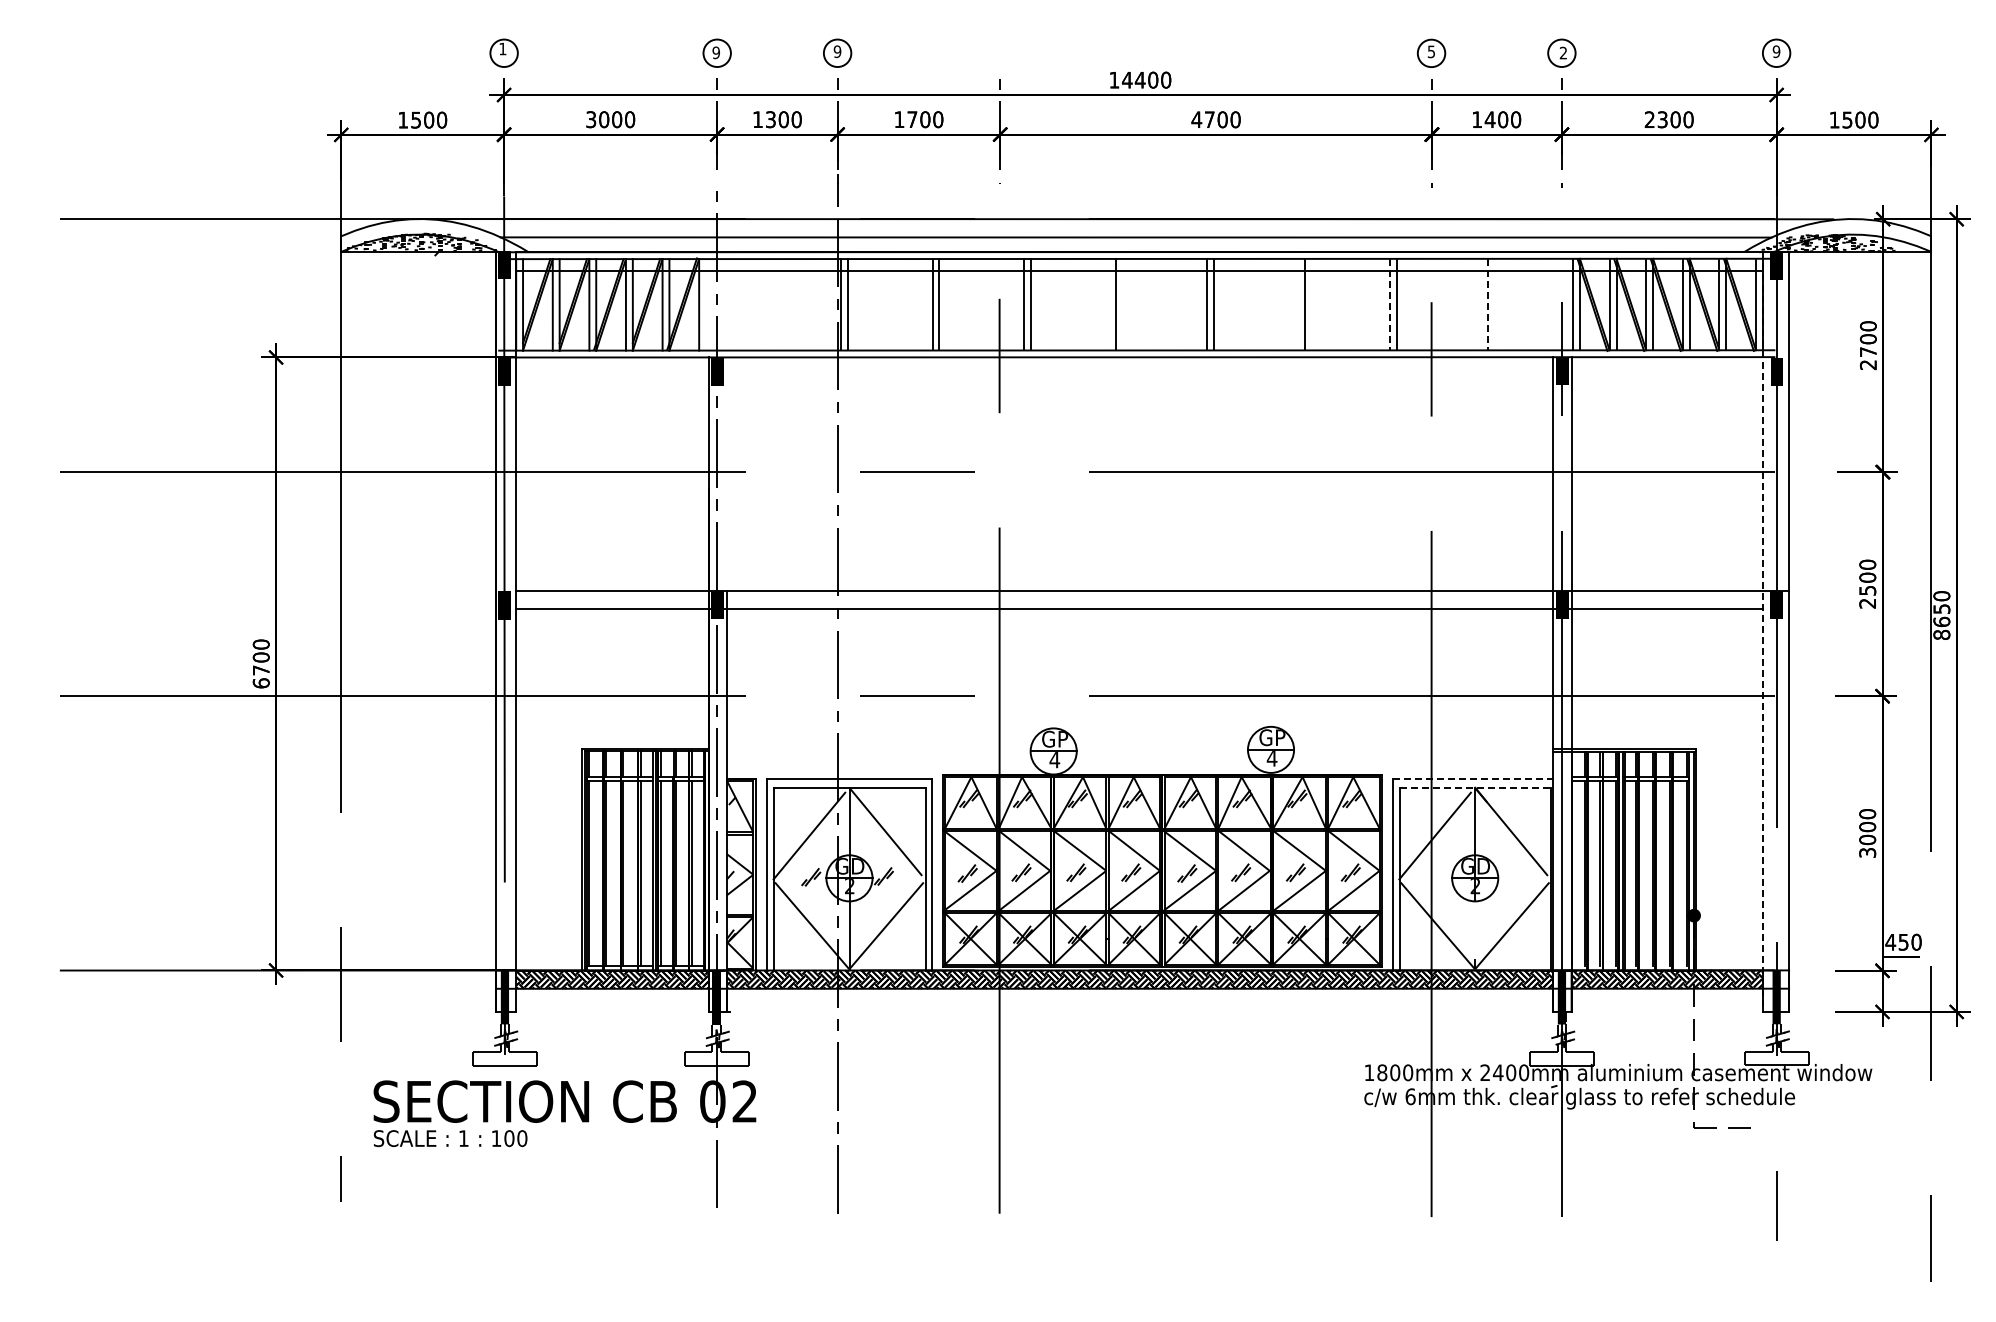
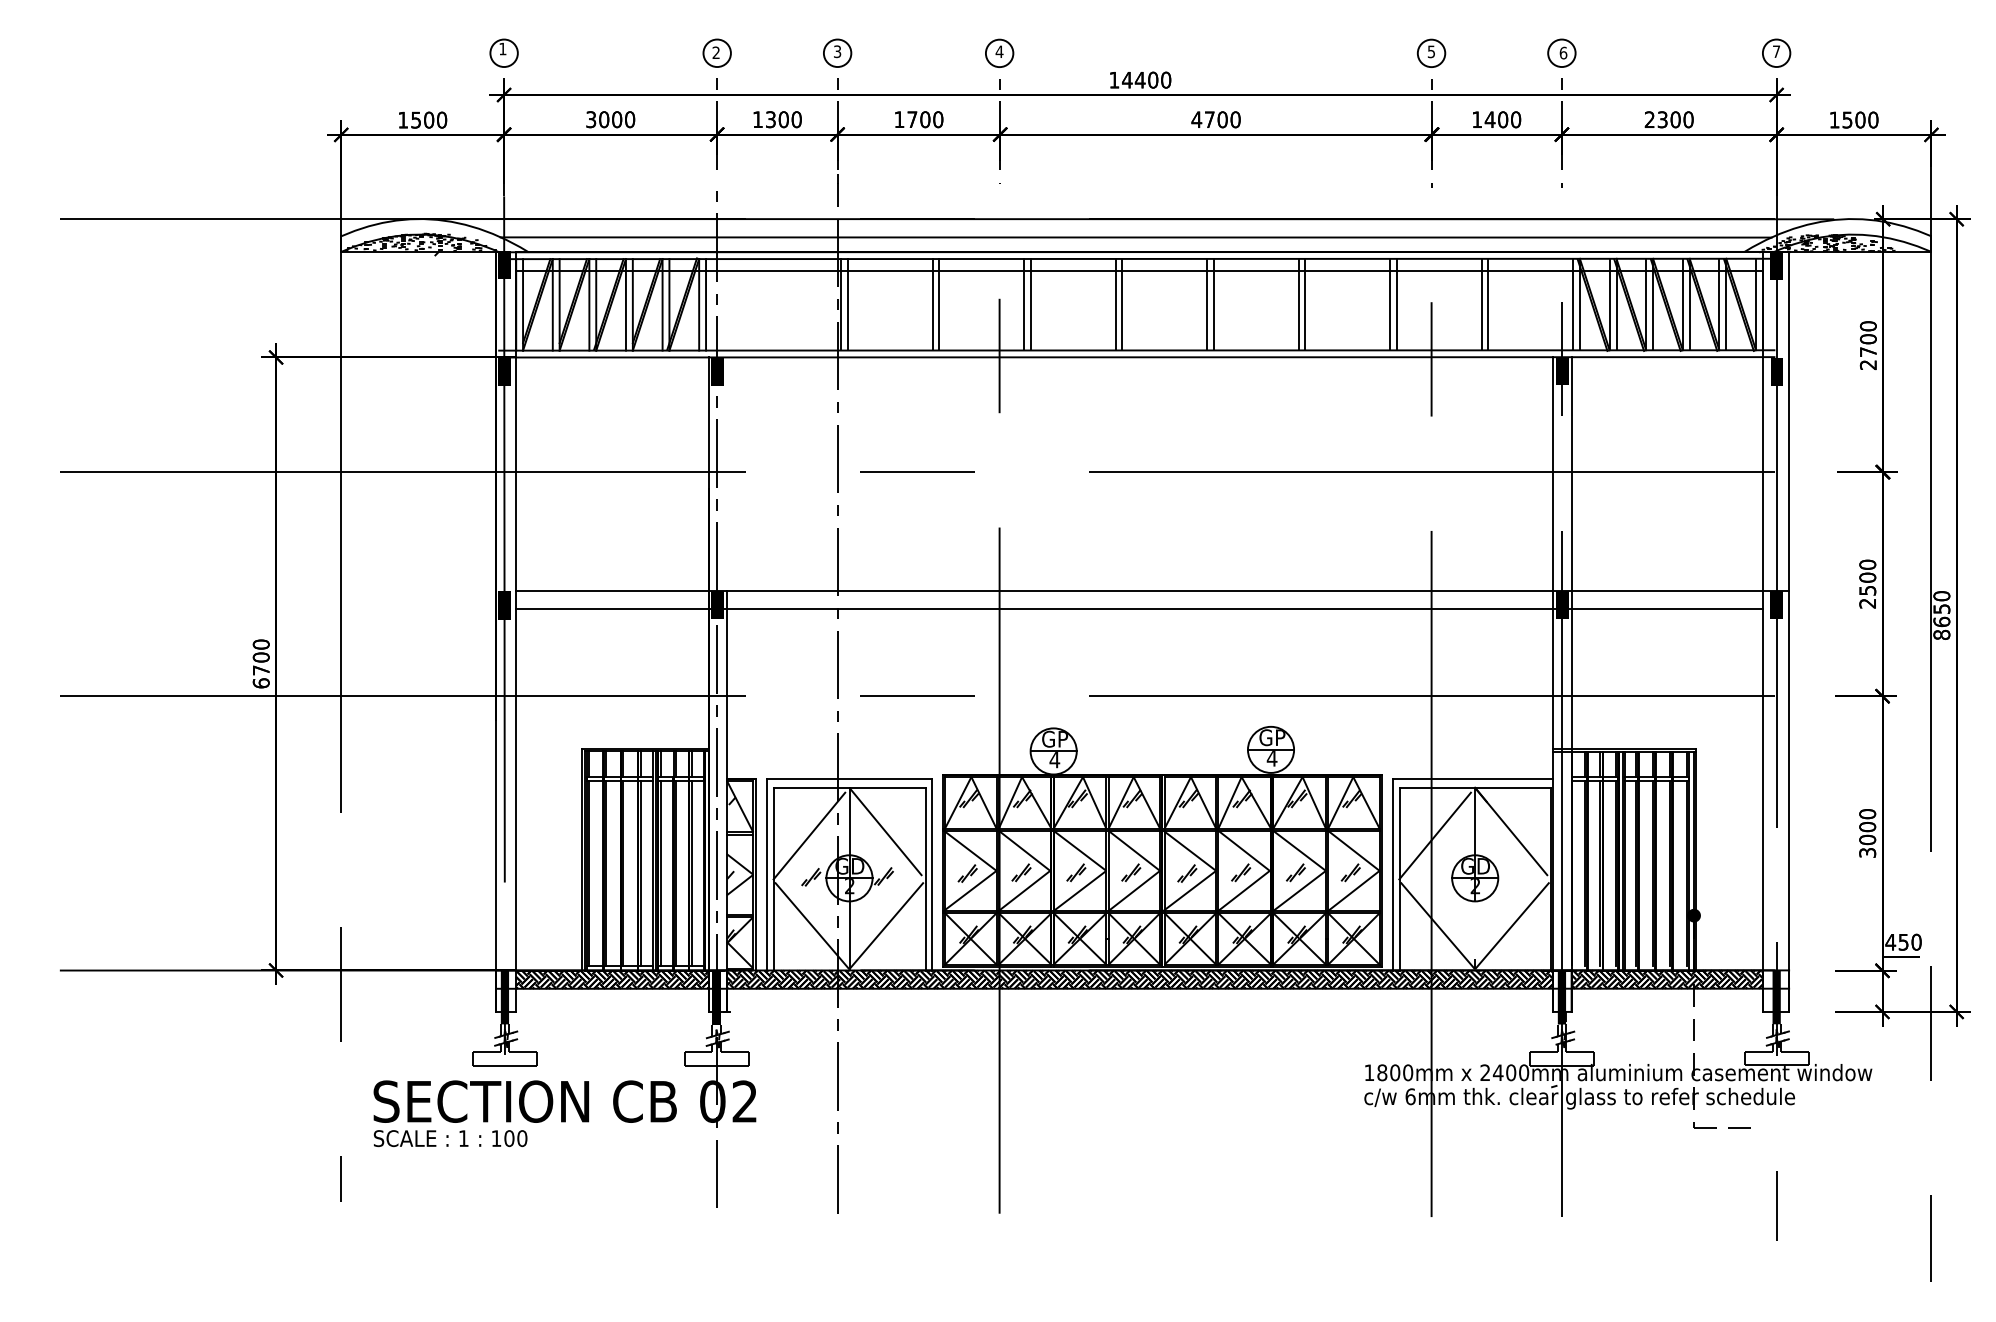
text: 9 -> 3 (837, 51)
text: 9 -> 7 (1776, 51)
text: 9 -> 2 (715, 52)
part: none -> present (999, 52)
text: 2 -> 6 (1563, 52)
line: none -> present (706, 304)
line: none -> present (1122, 304)
line: none -> present (1298, 304)
line: dashed -> solid (1390, 304)
line: none -> present (1481, 304)
line: dashed -> solid (1488, 304)
line: dashed -> solid (1762, 632)
line: dashed -> solid (1473, 778)
line: dashed -> solid (1475, 787)
